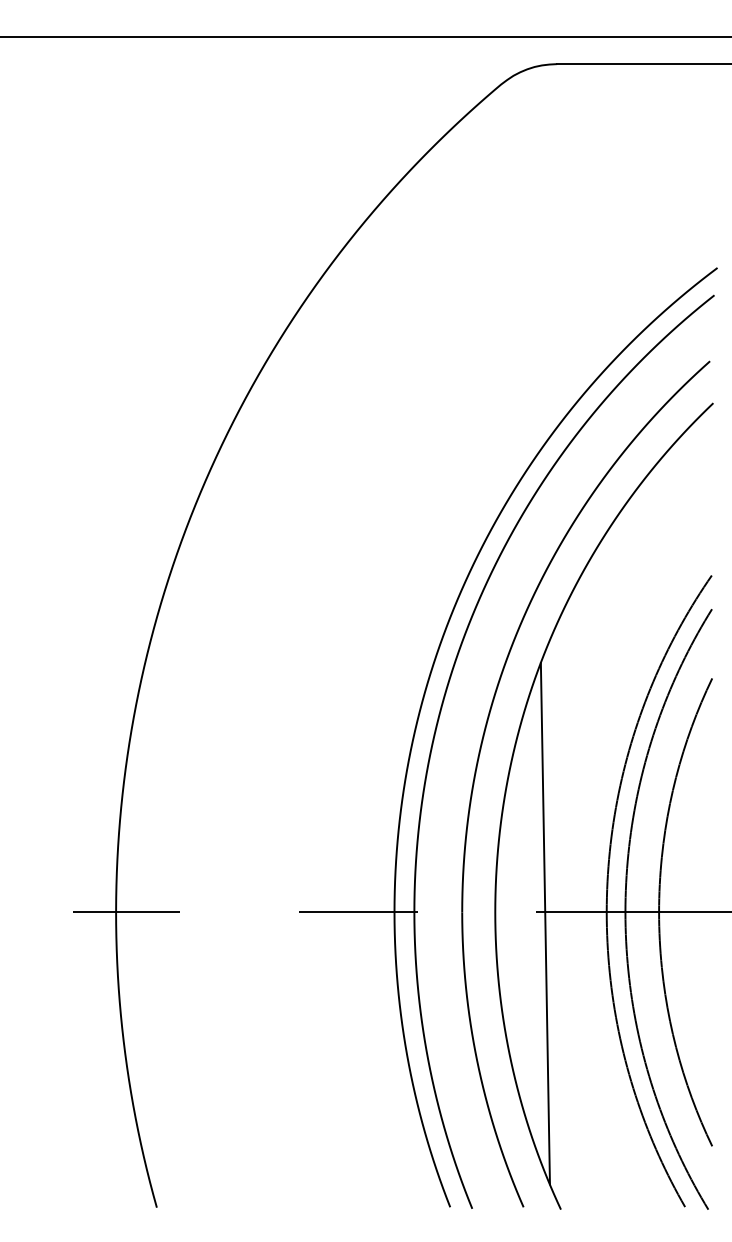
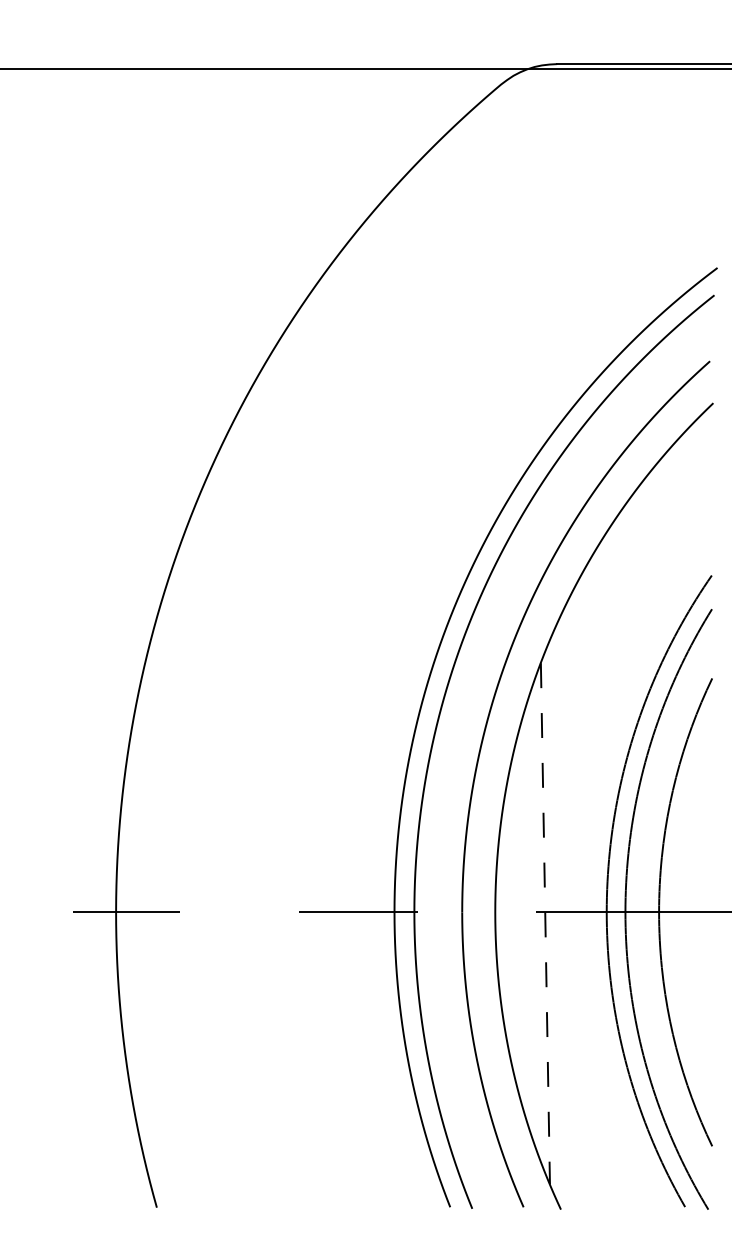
line position: (365, 37) -> (365, 69) (365, 69)
line: solid -> dashed (545, 923)
